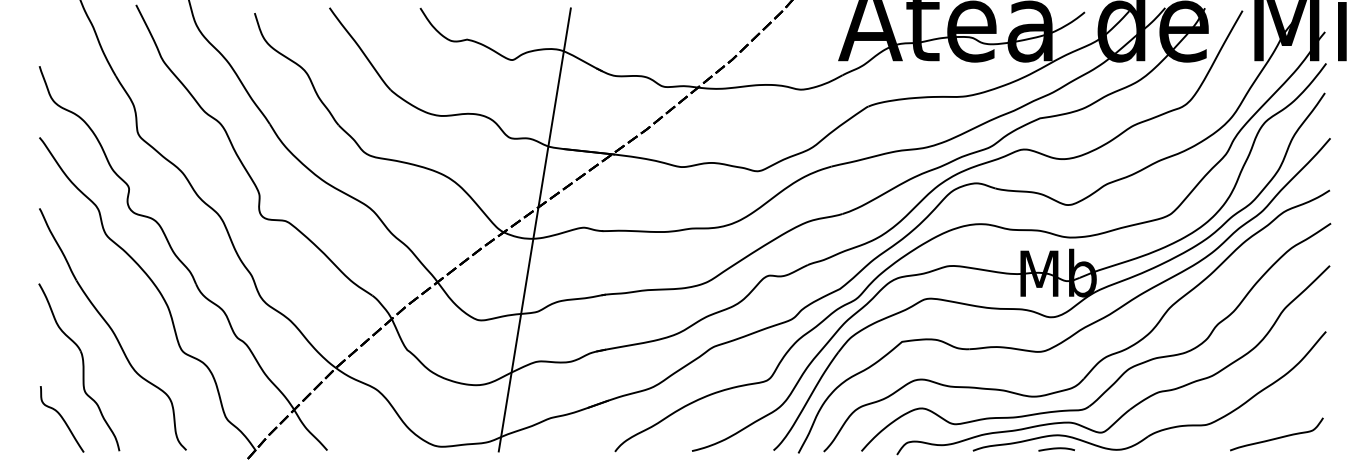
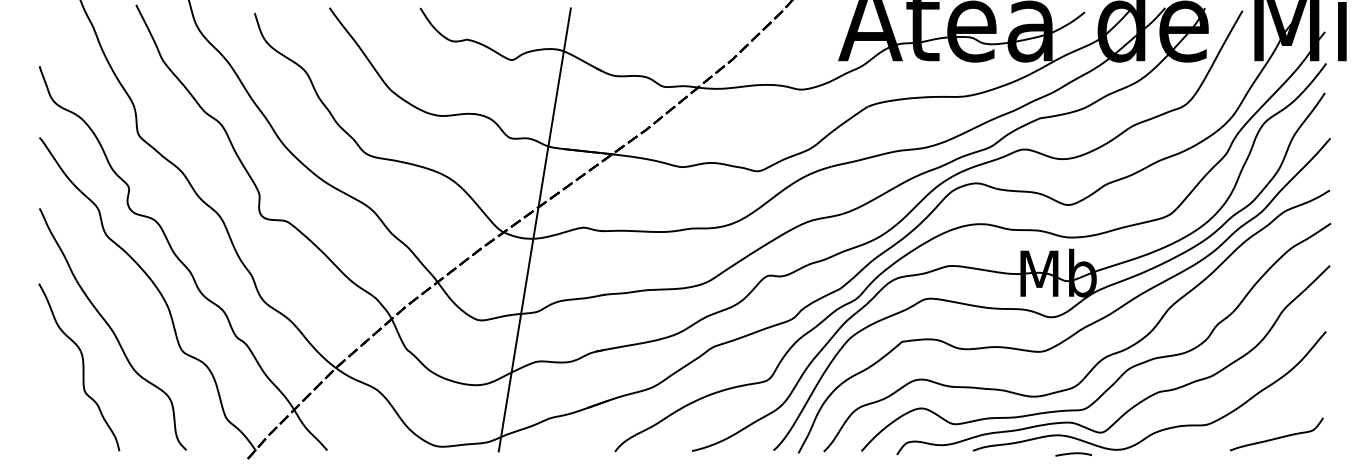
curve: present -> none (62, 419)
curve position: (1056, 449) -> (1073, 454) (1073, 454)
